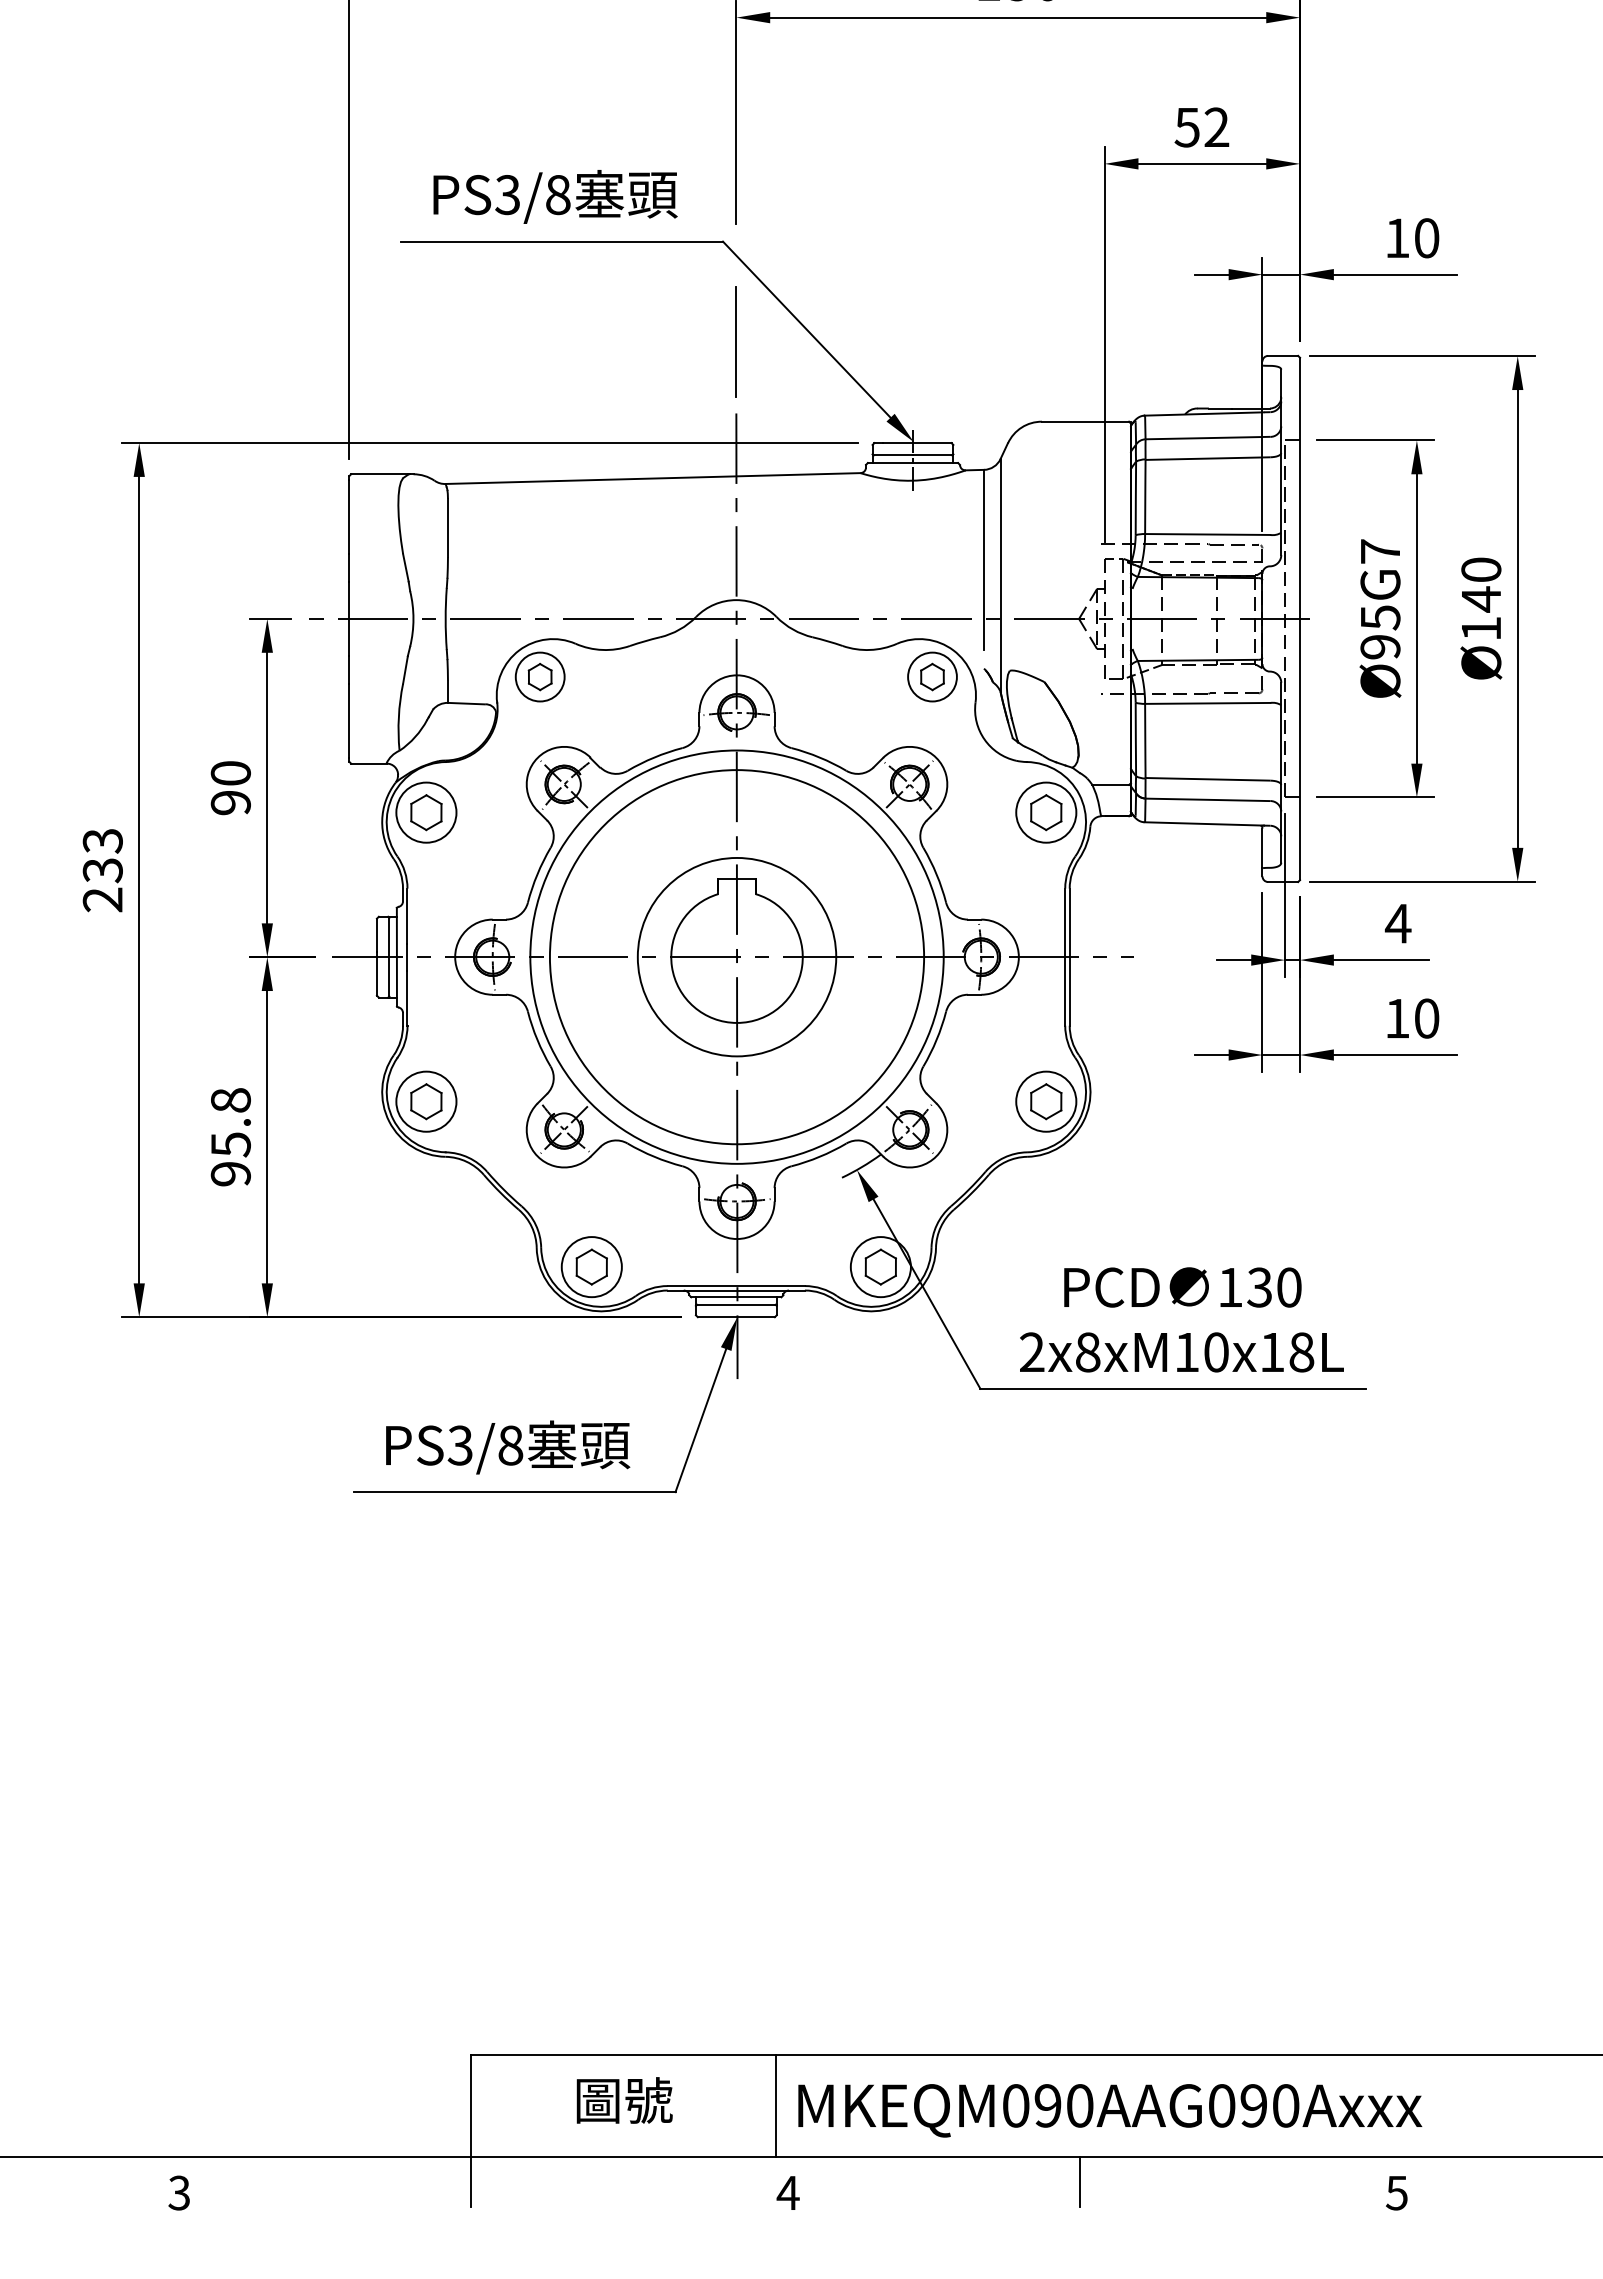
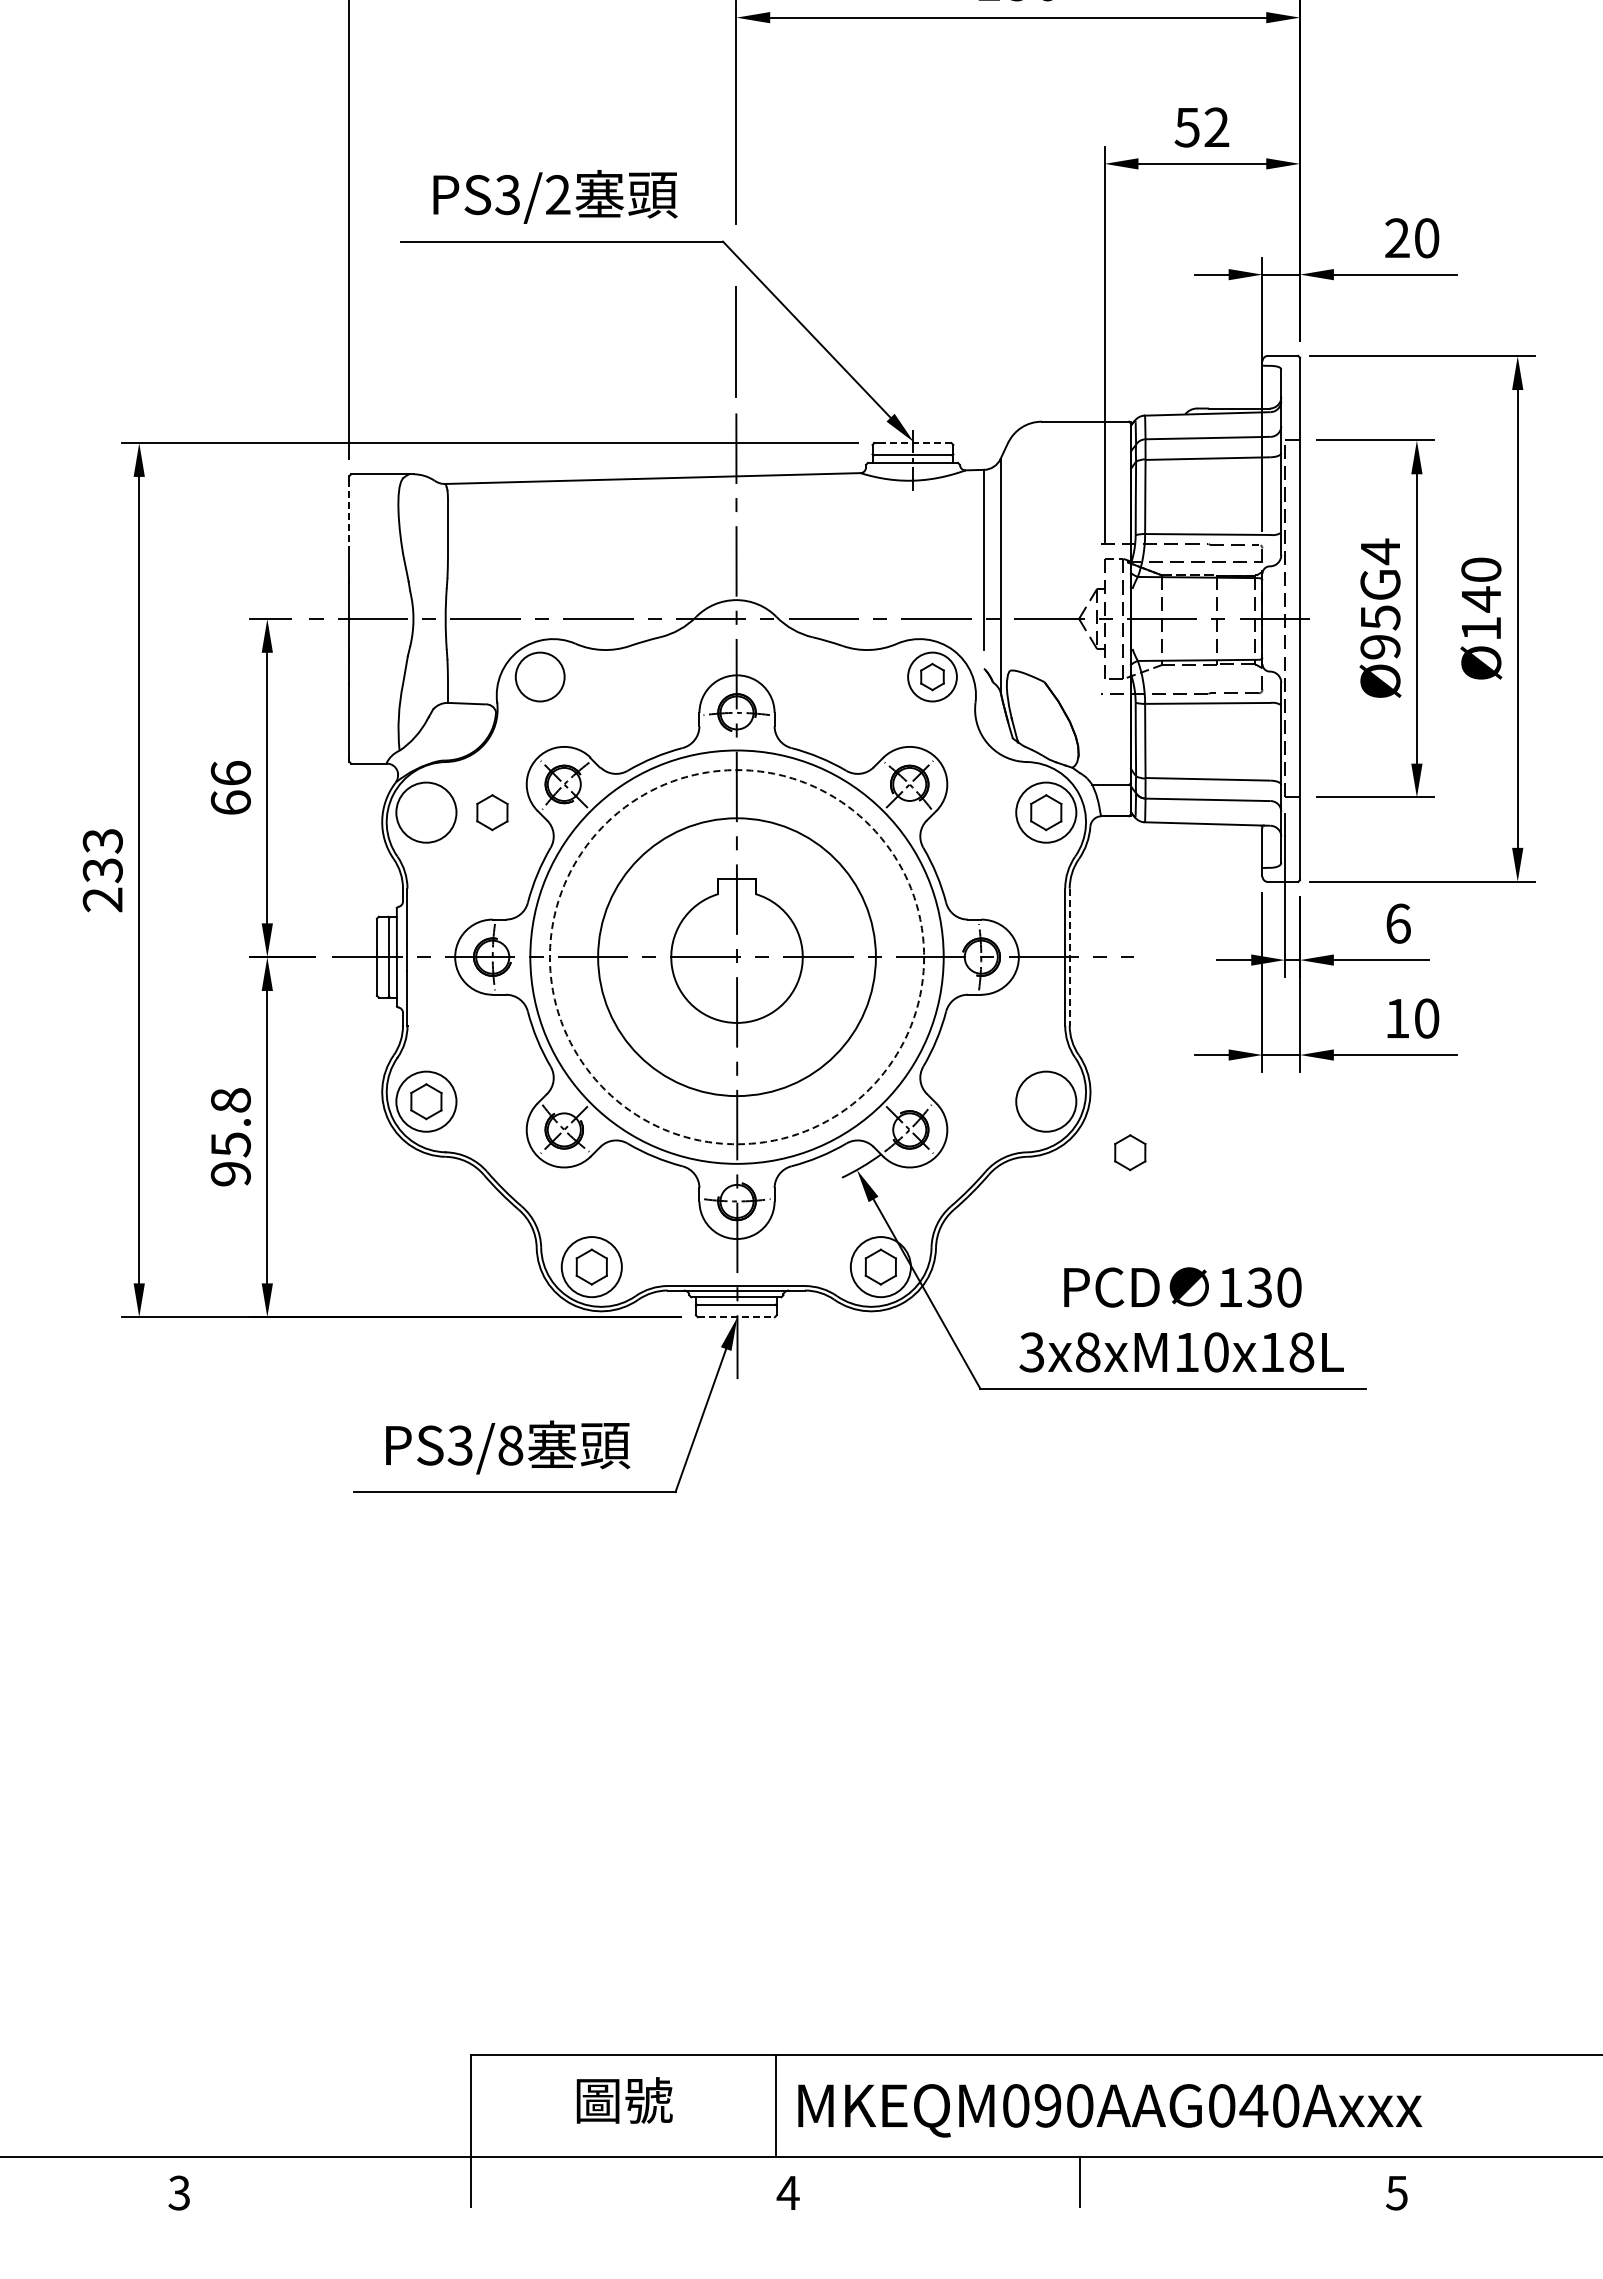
text: PS3/8 -> PS3/2 (558, 195)
text: 10 -> 20 (1397, 237)
line: solid -> dashed (916, 443)
line: solid -> dashed (349, 517)
text: Ø95G7 -> Ø95G4 (1380, 551)
part: present -> none (539, 677)
text: 90 -> 66 (230, 788)
part position: (426, 812) -> (492, 812) (492, 812)
text: 4 -> 6 (1397, 923)
circle diameter: 198 px -> 278 px (736, 957)
circle: solid -> dashed (736, 957)
line: solid -> dashed (1069, 957)
part position: (1046, 1101) -> (1130, 1152) (1130, 1152)
line: solid -> dashed (736, 1317)
text: 2x8xM10x18L -> 3x8xM10x18L (1031, 1352)
text: MKEQM090AAG090Axxx -> MKEQM090AAG040Axxx (1253, 2105)
